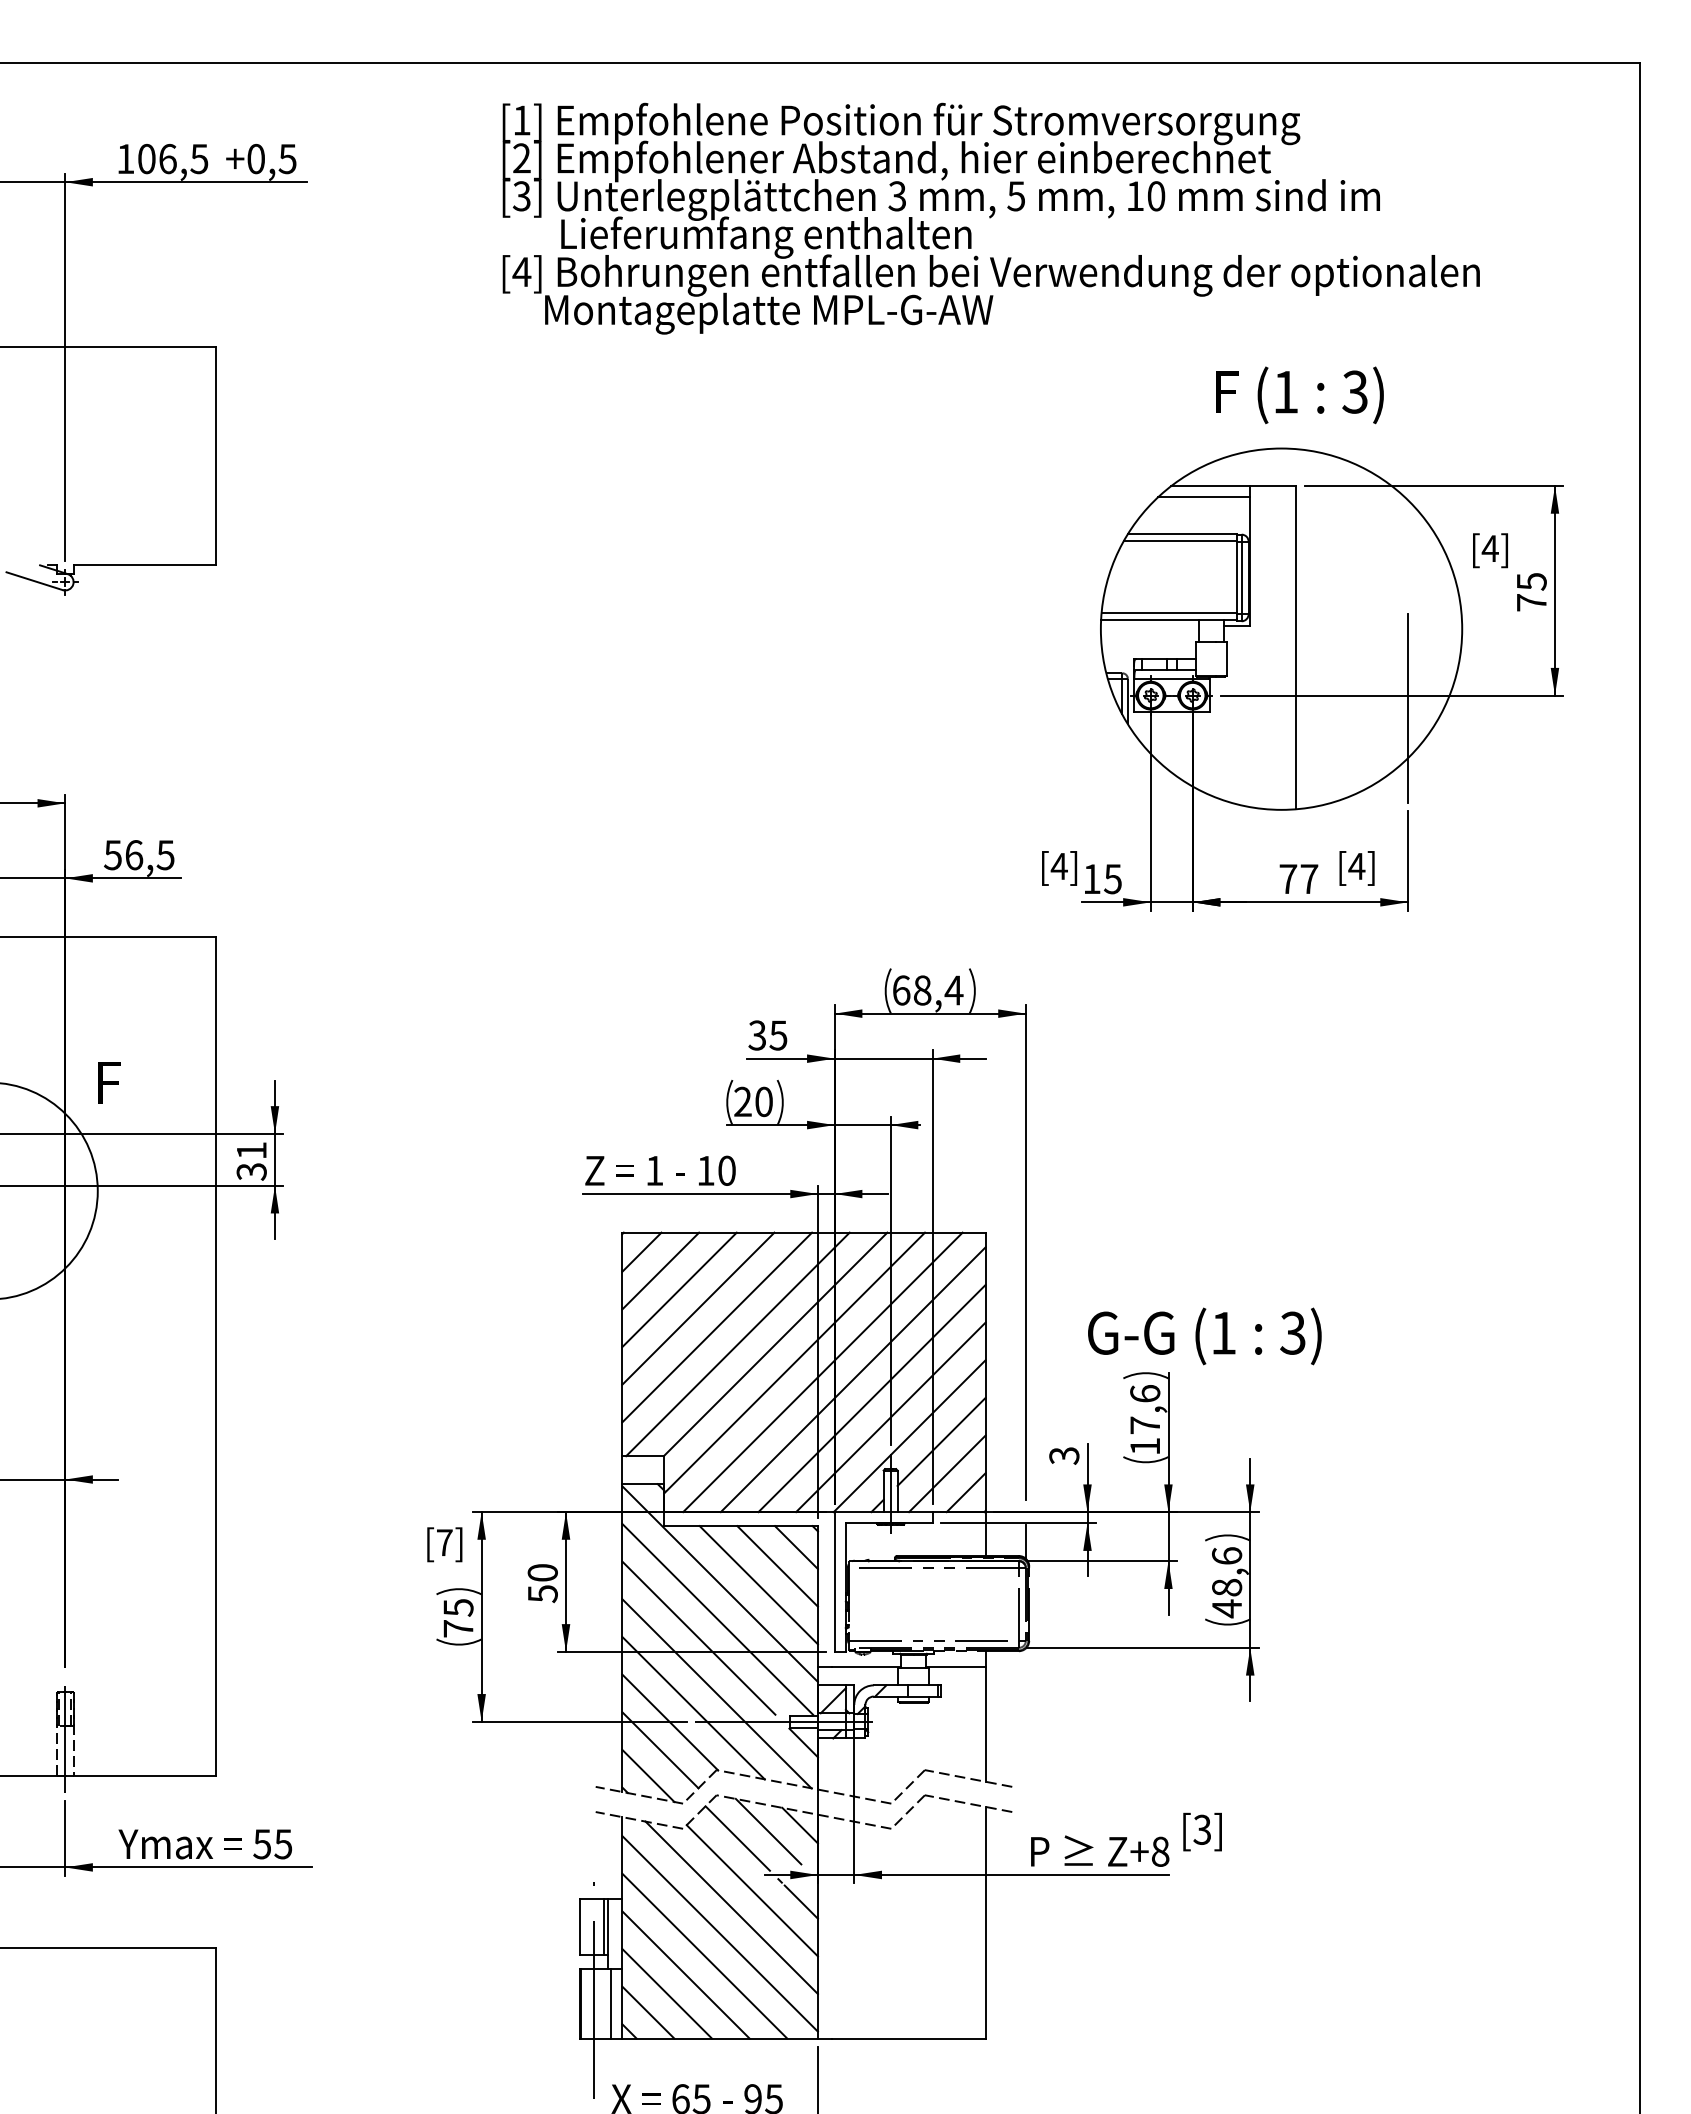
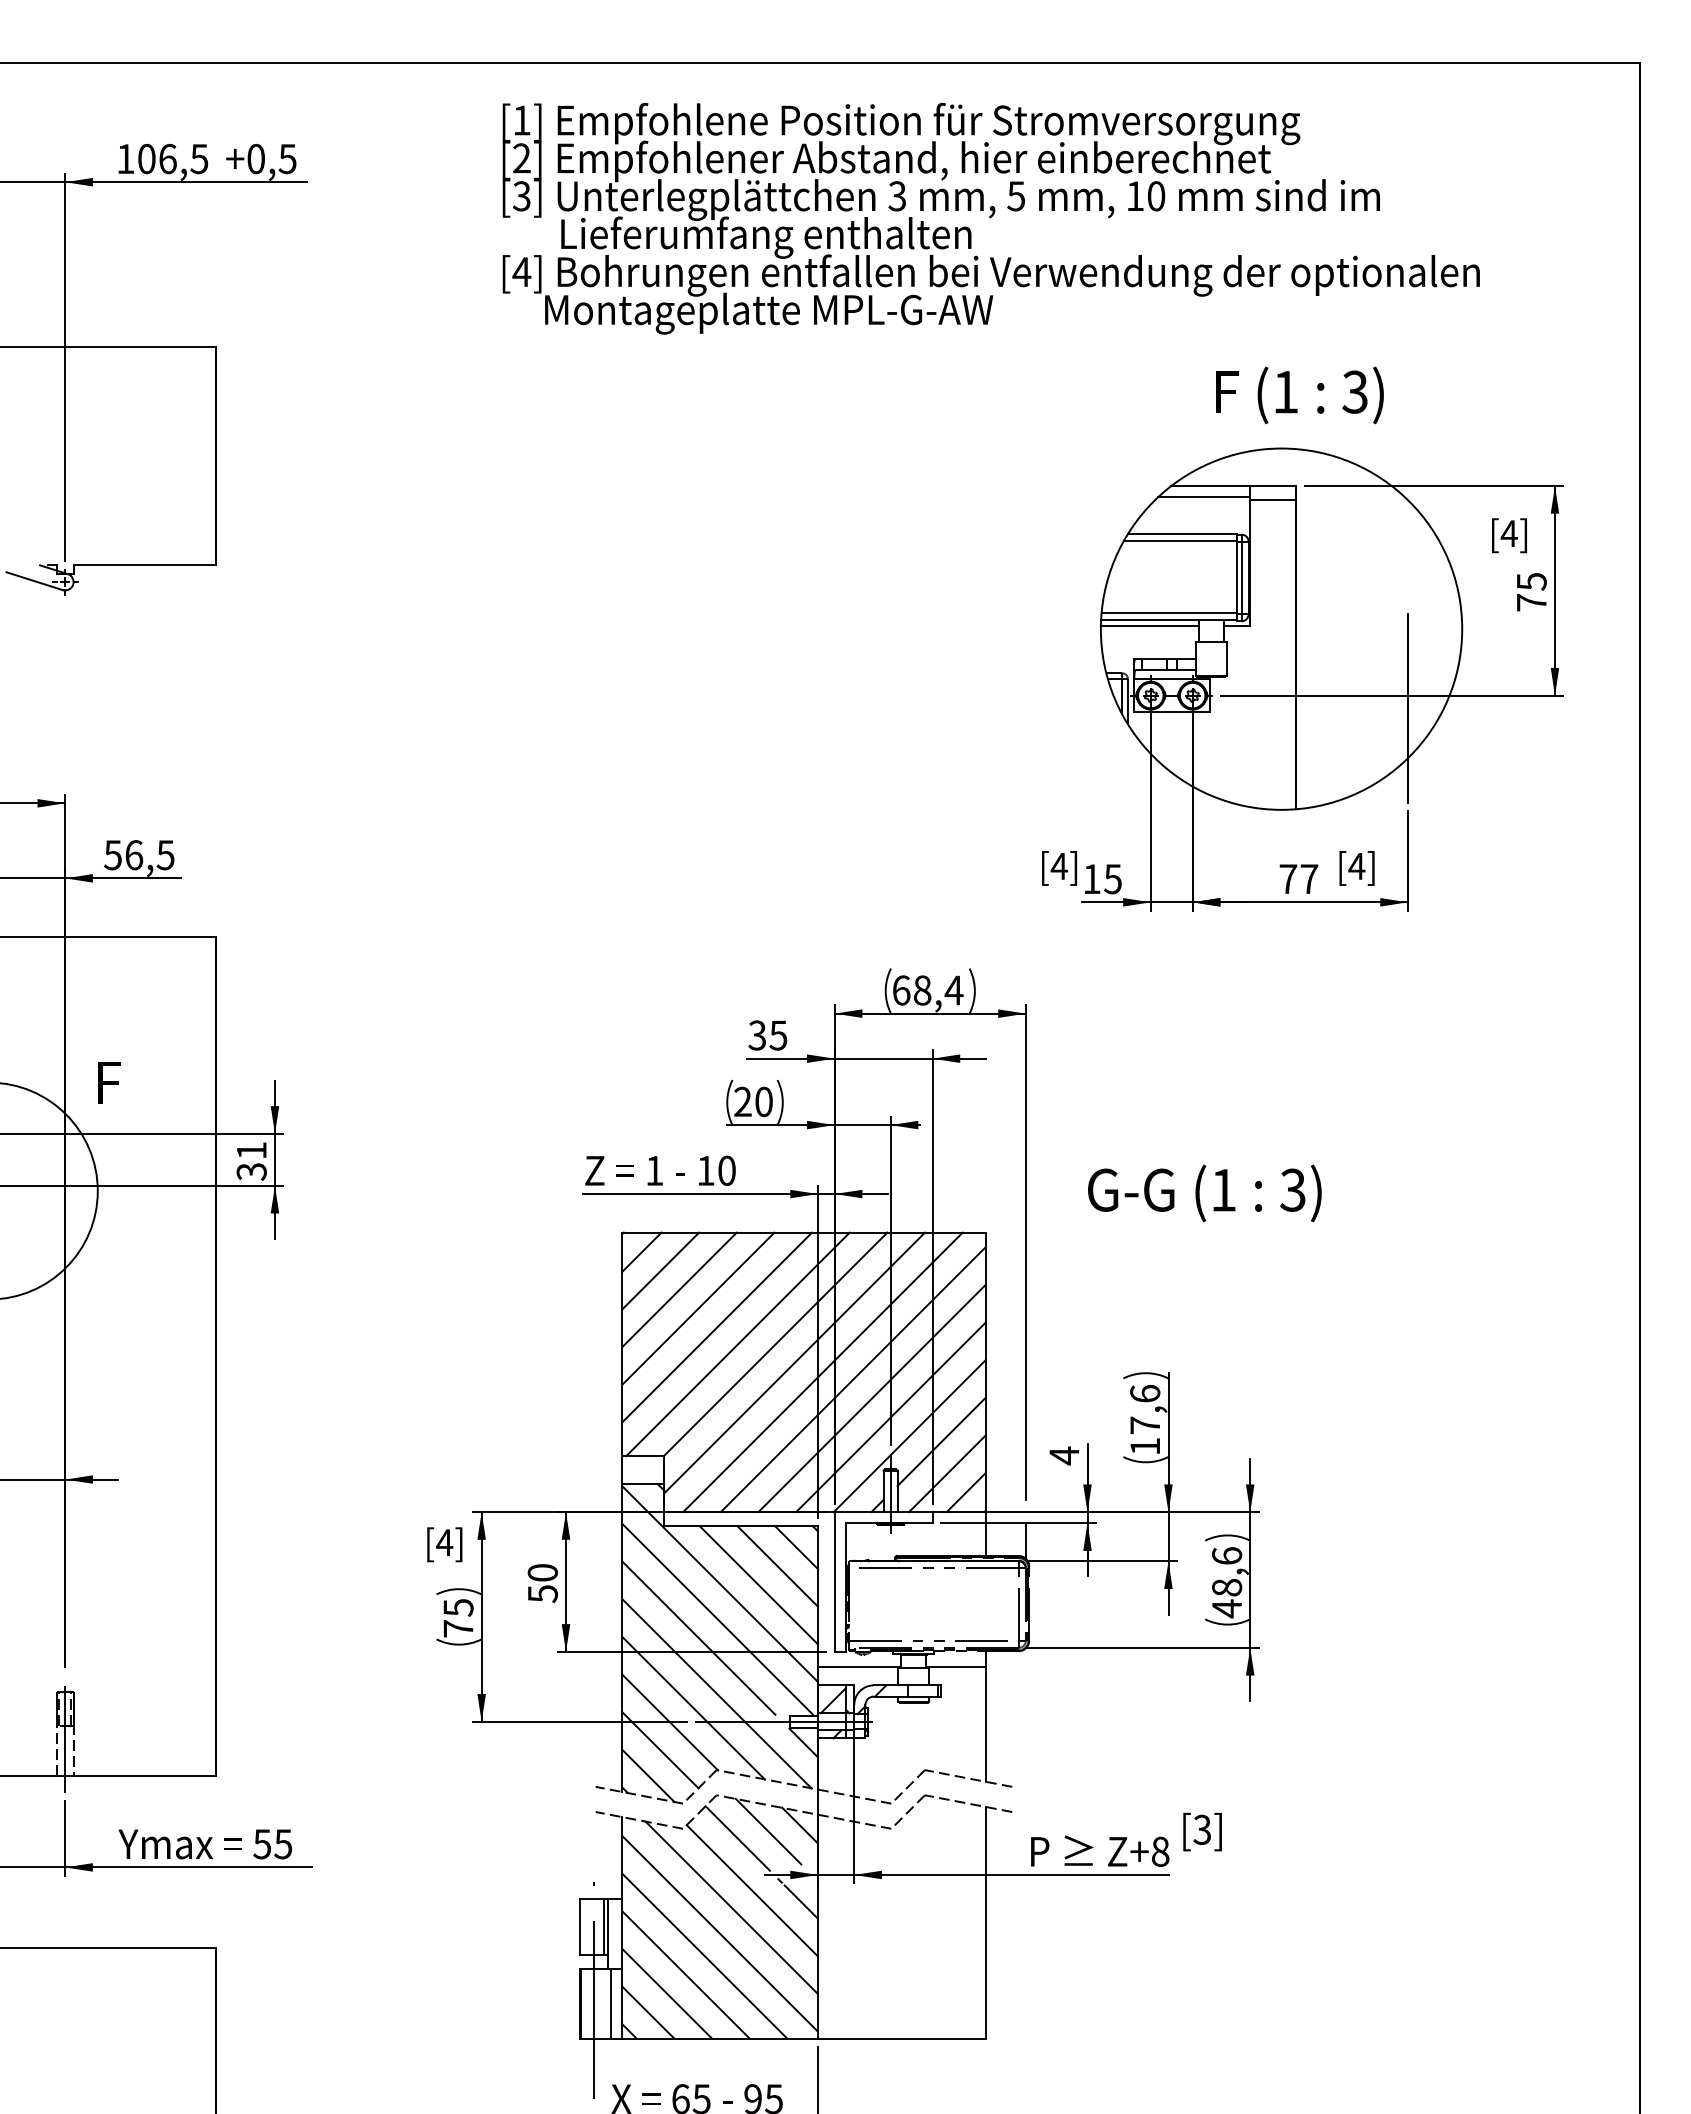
line: none -> present (1273, 500)
text position: (1490, 550) -> (1509, 535) (1509, 535)
line: none -> present (1149, 625)
text position: (1204, 1336) -> (1204, 1193) (1204, 1193)
text: 3 -> 4 (1064, 1455)
text: [7] -> [4] (444, 1542)
